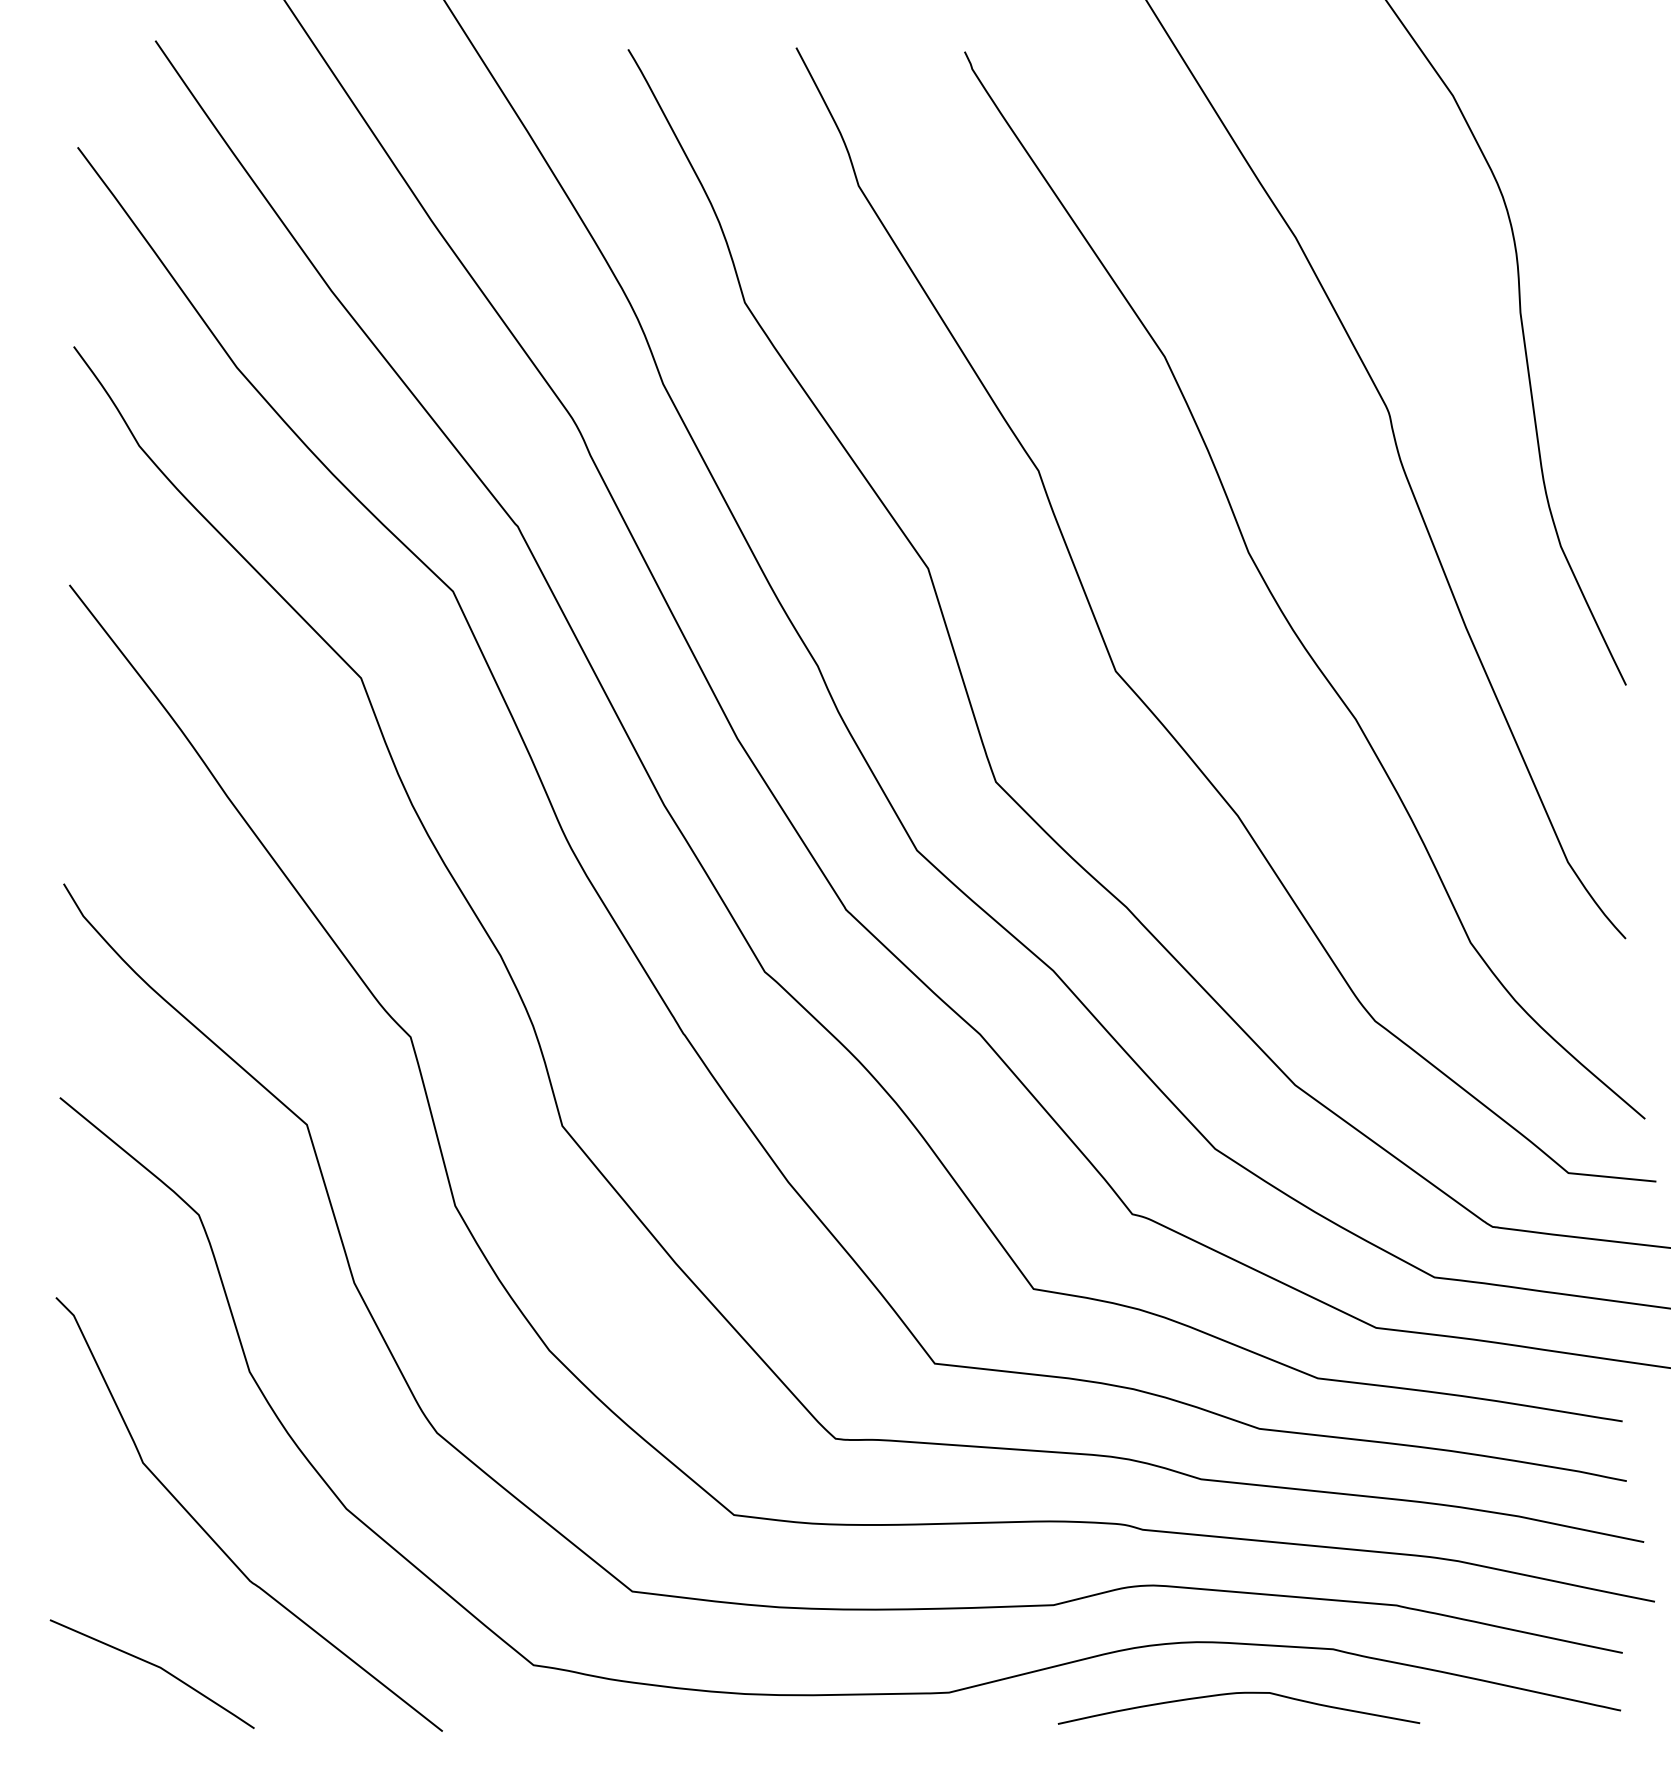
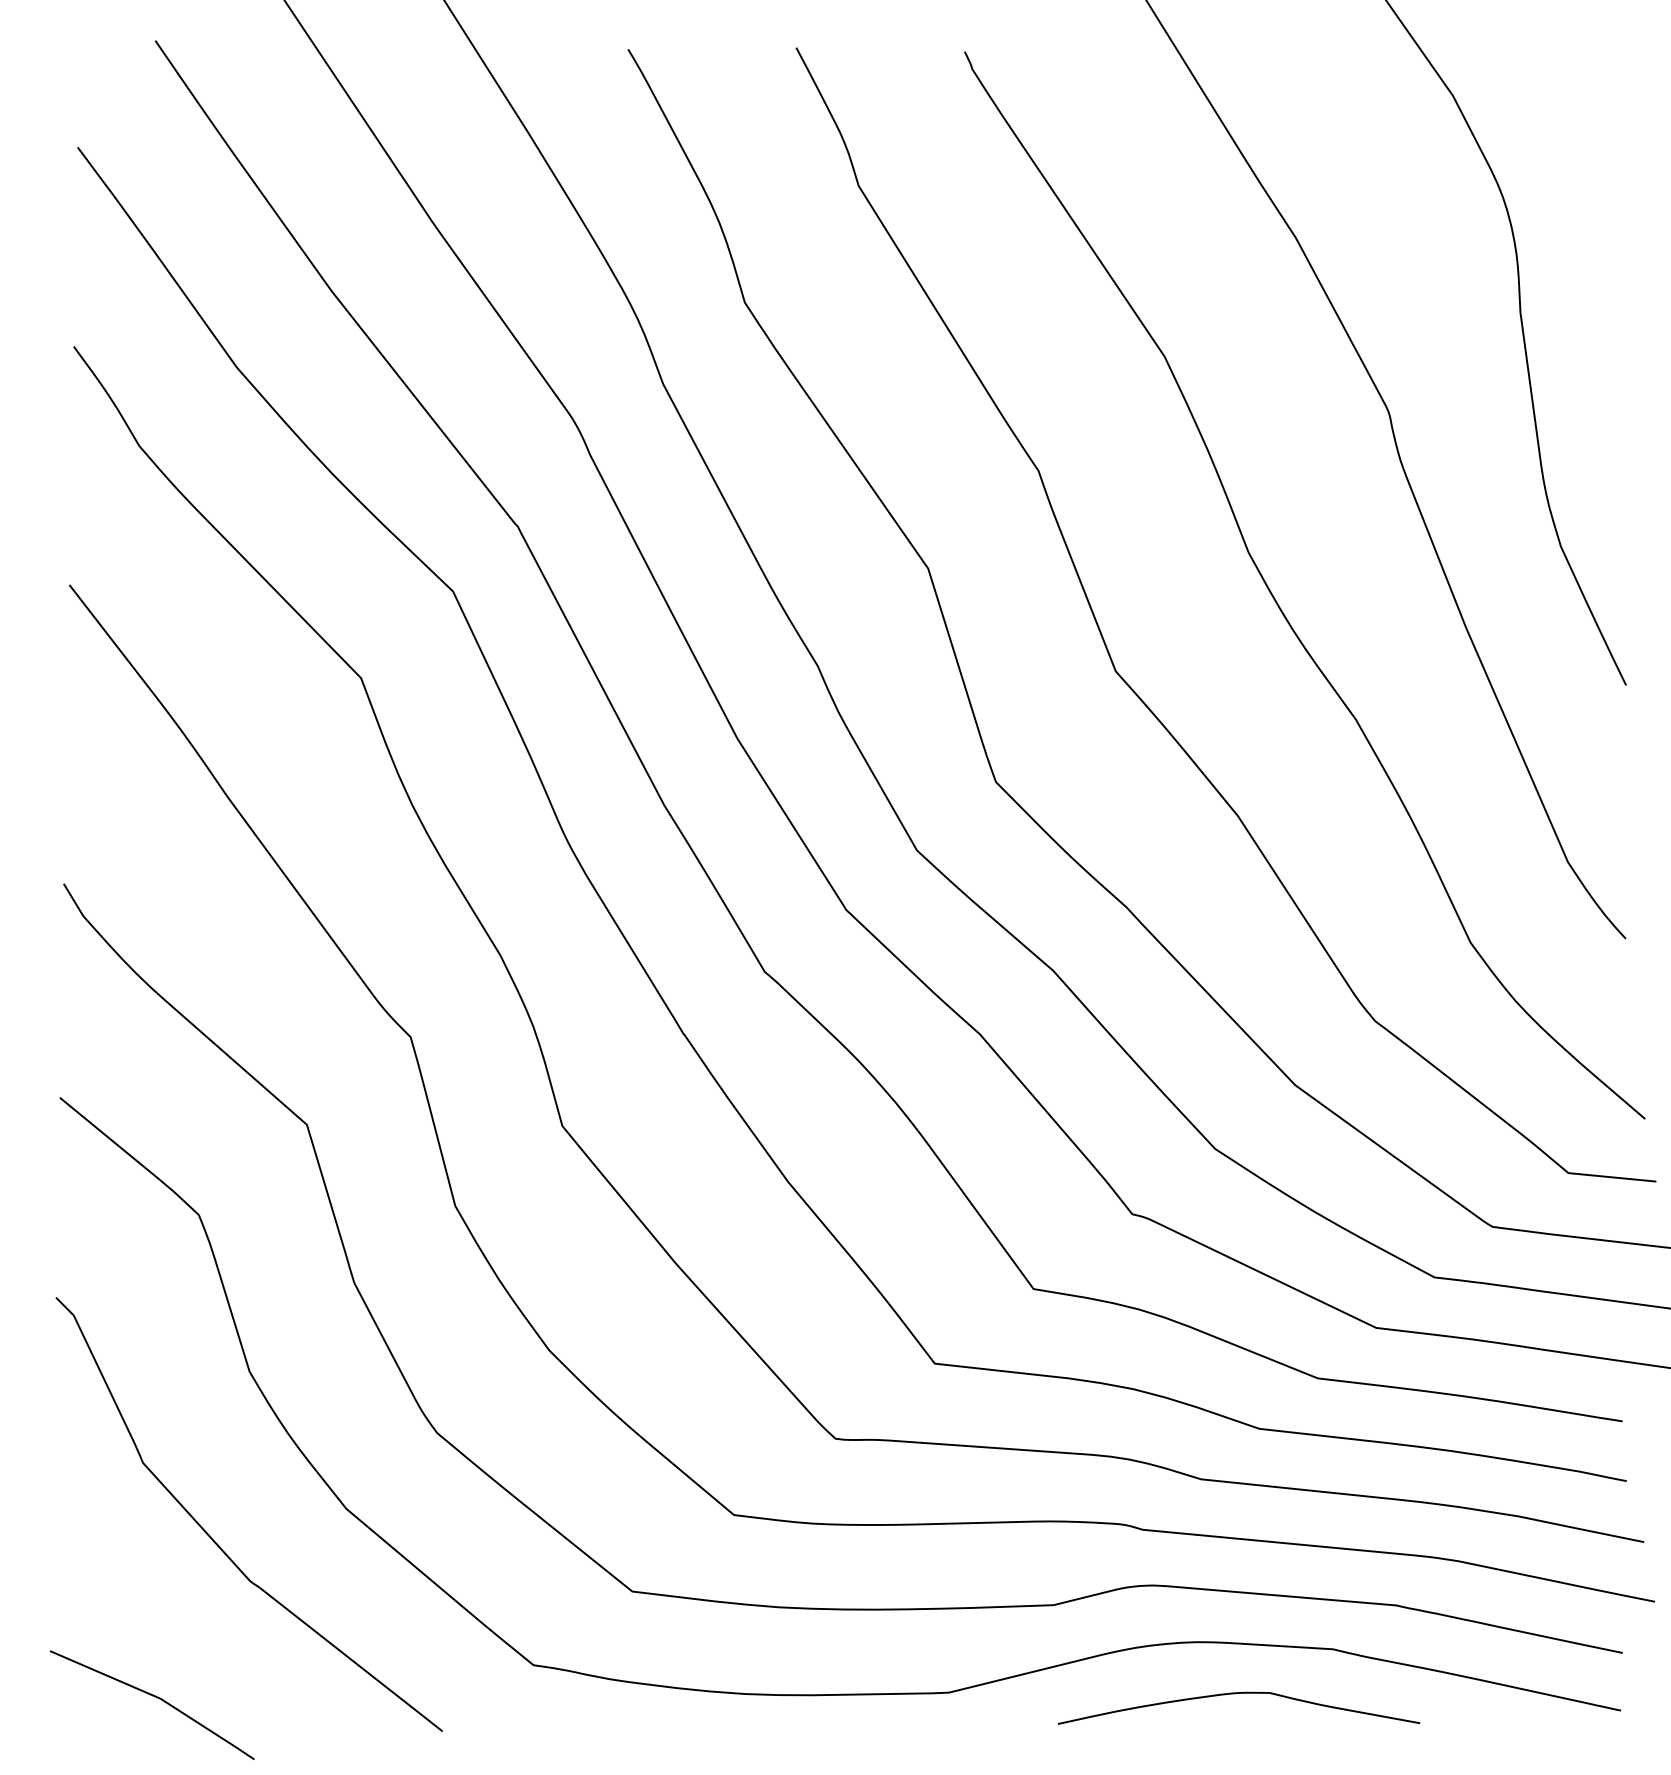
line position: (154, 1666) -> (154, 1697) (154, 1697)
